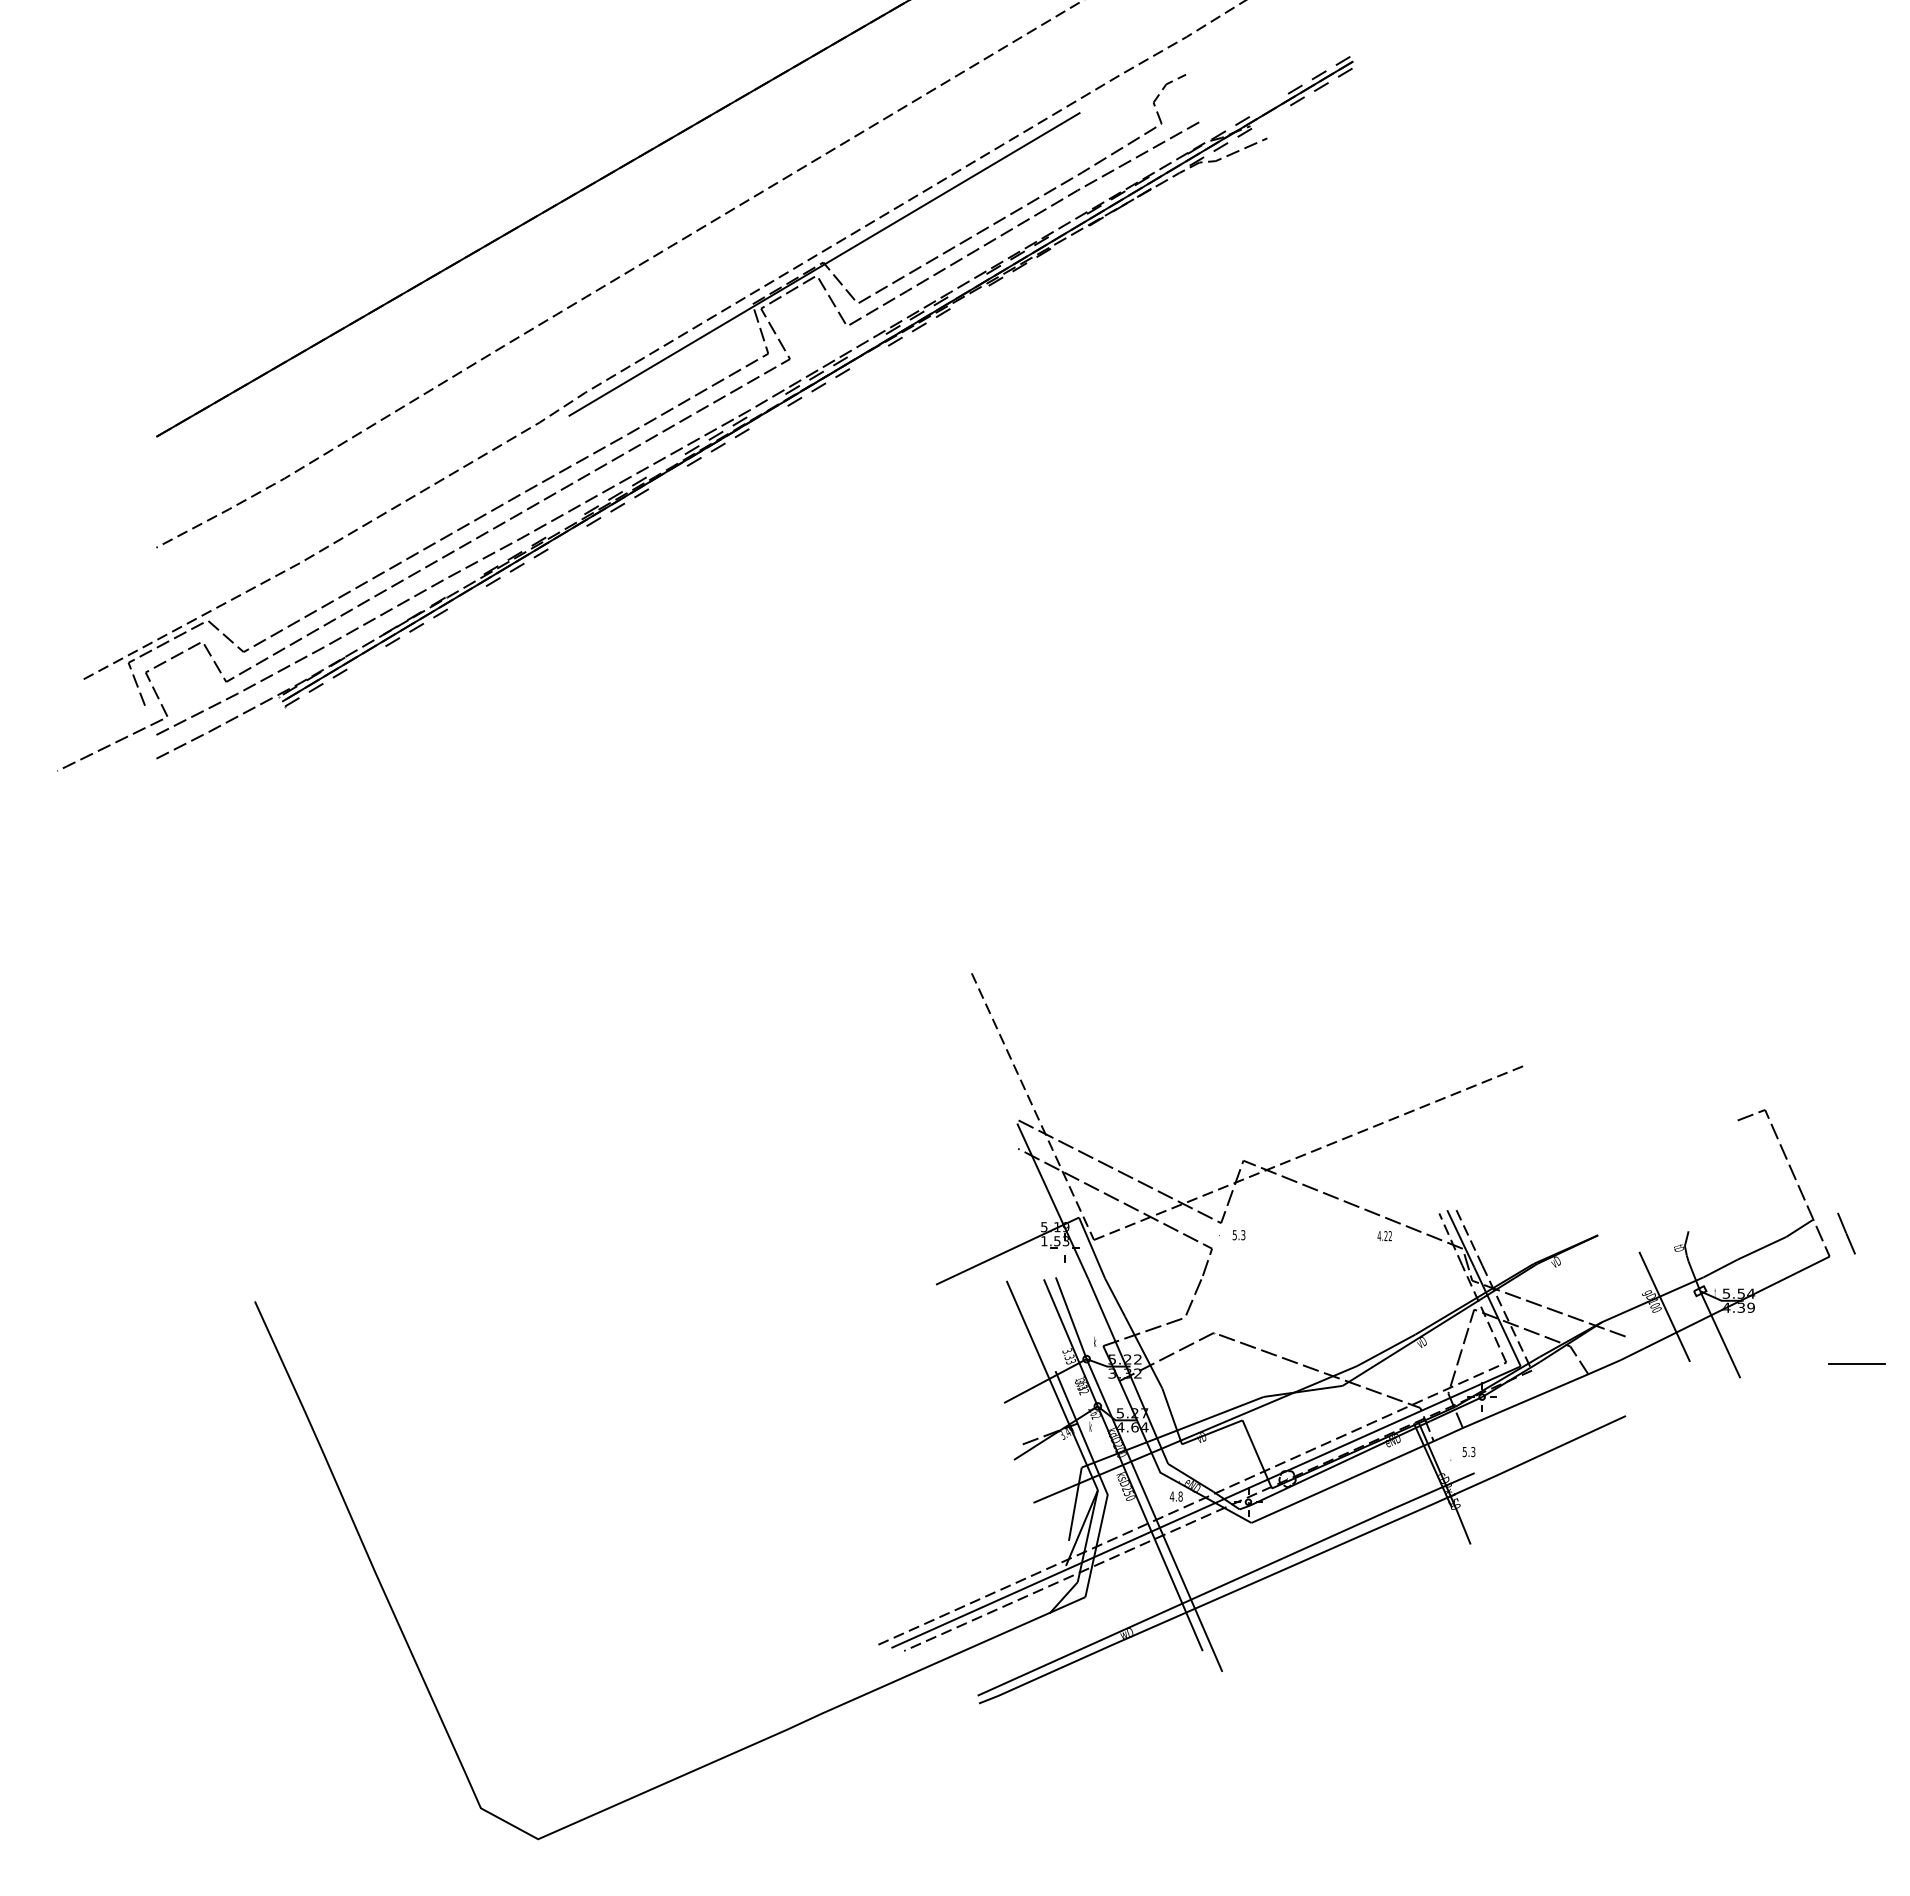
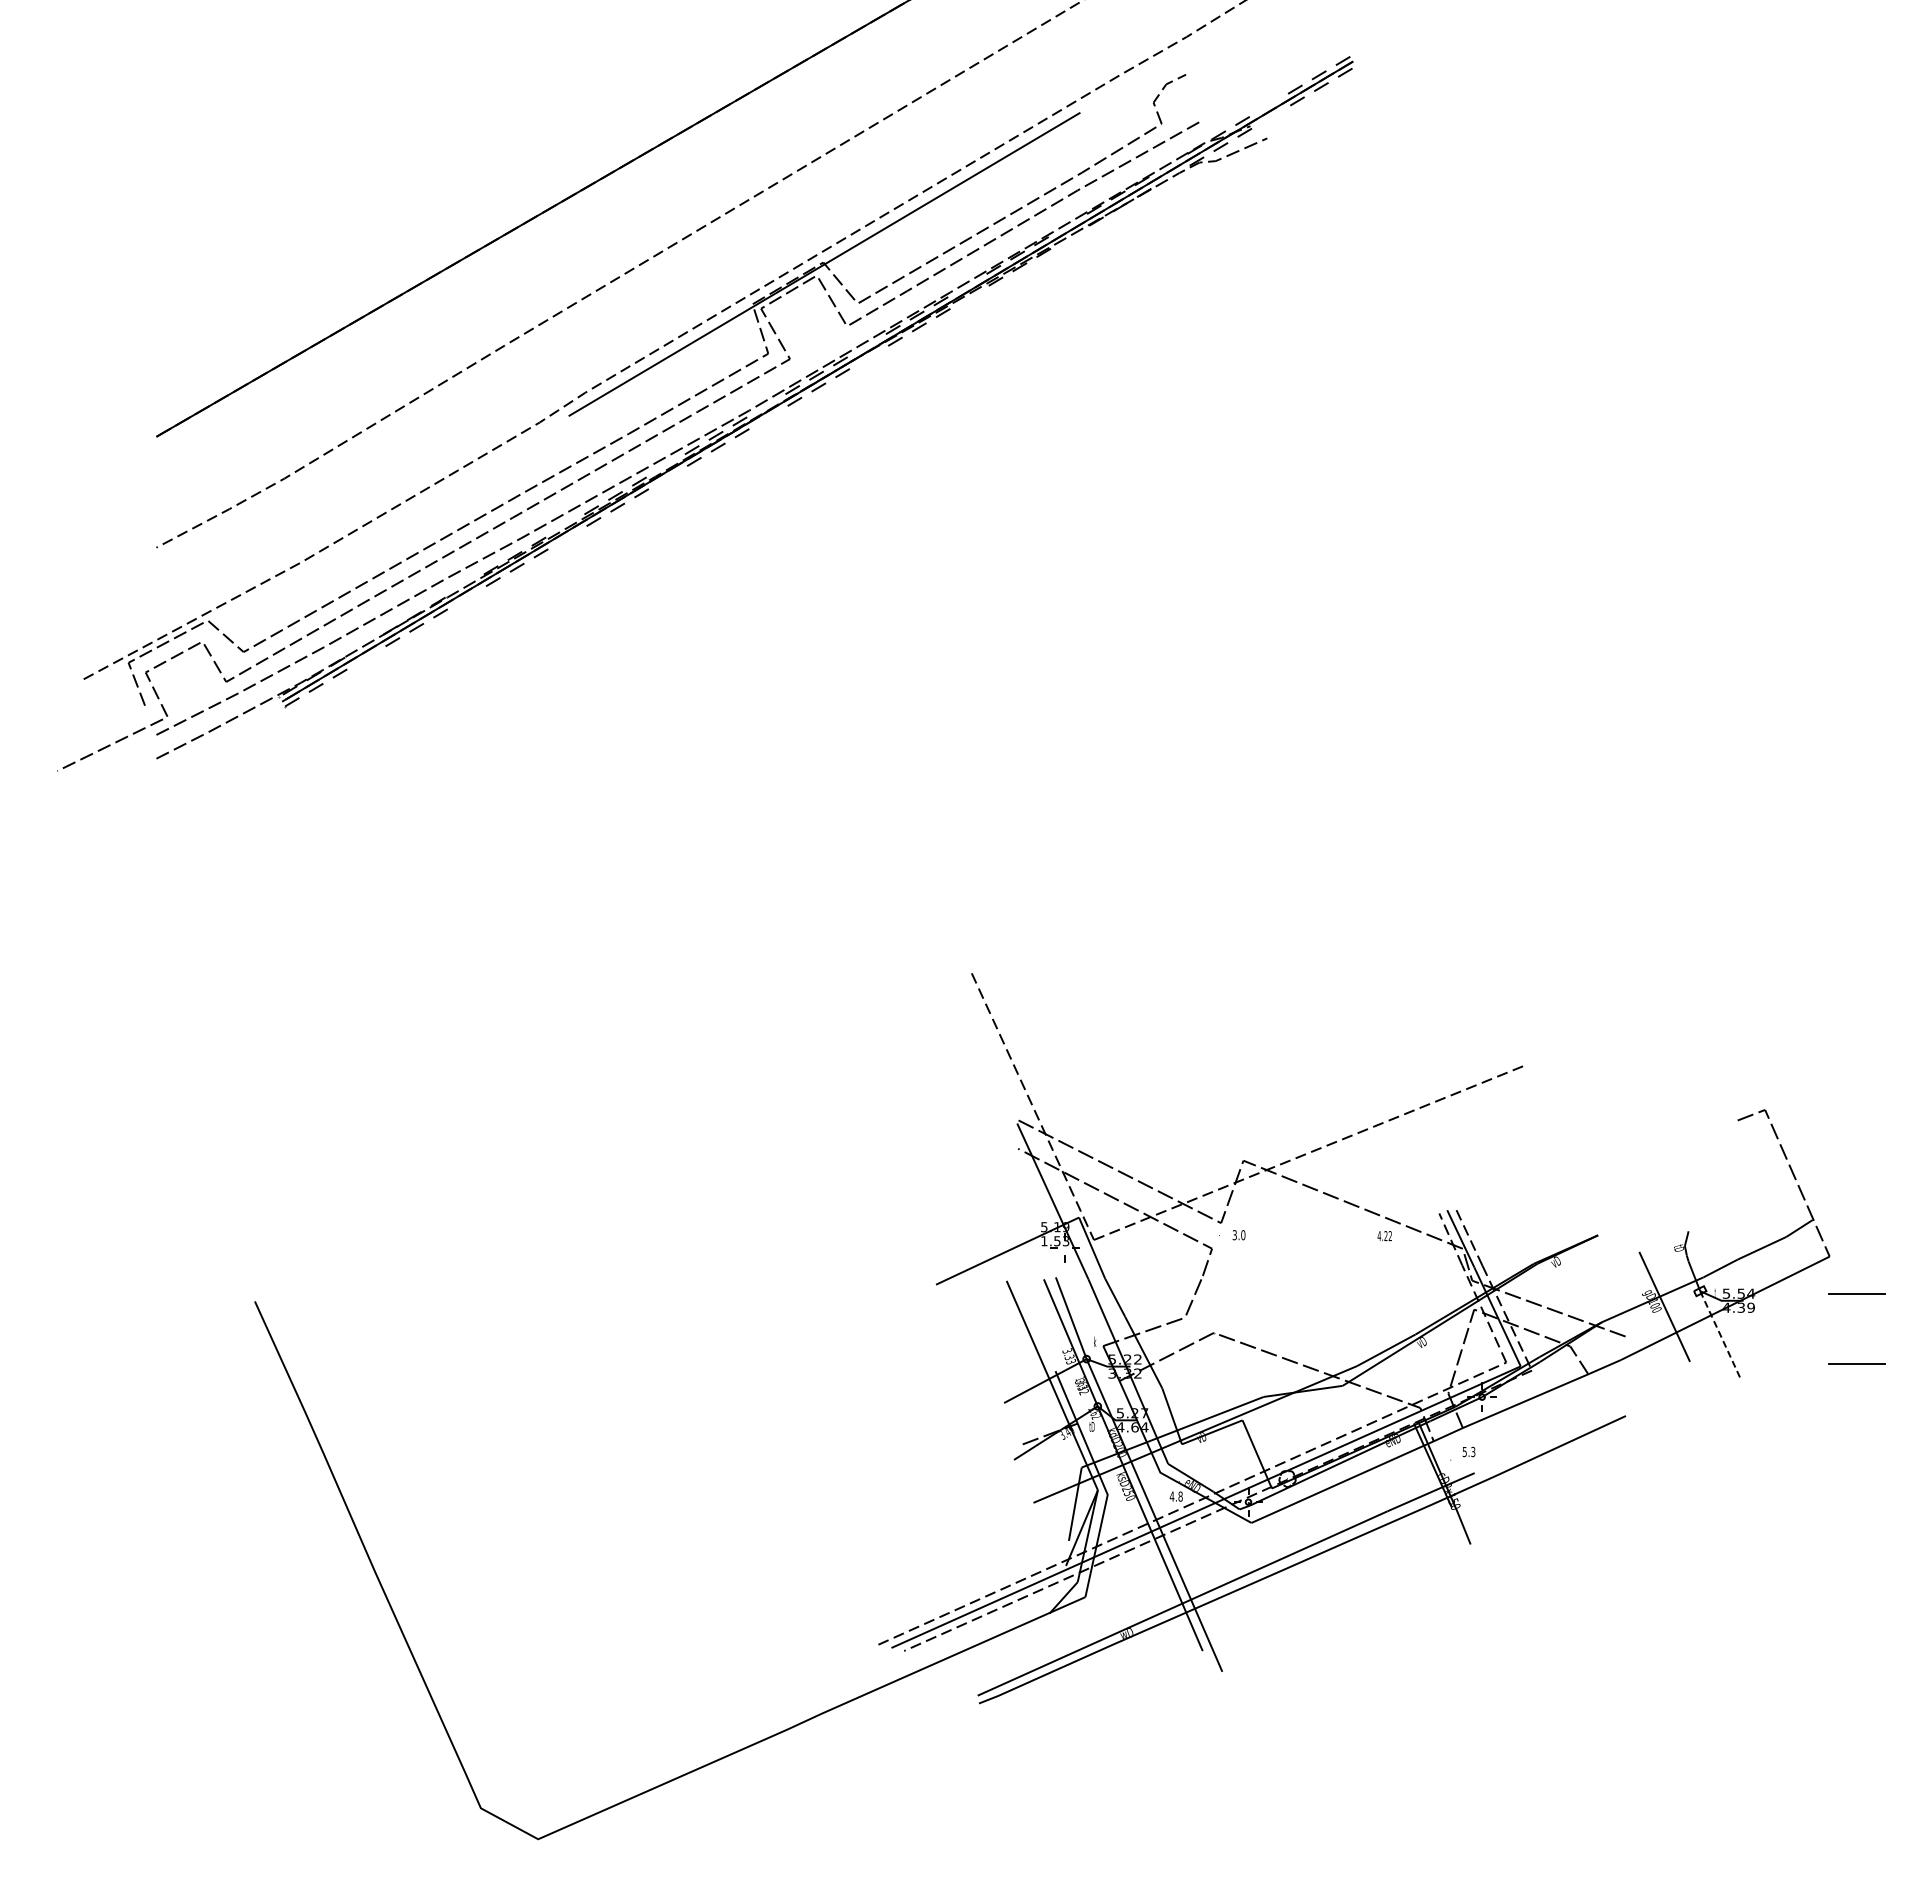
line: present -> none (1846, 1233)
text: 5.3 -> 3.0 (1239, 1235)
line: none -> present (1856, 1293)
line: solid -> dashed (1720, 1334)
text: k -> tD (1091, 1426)
